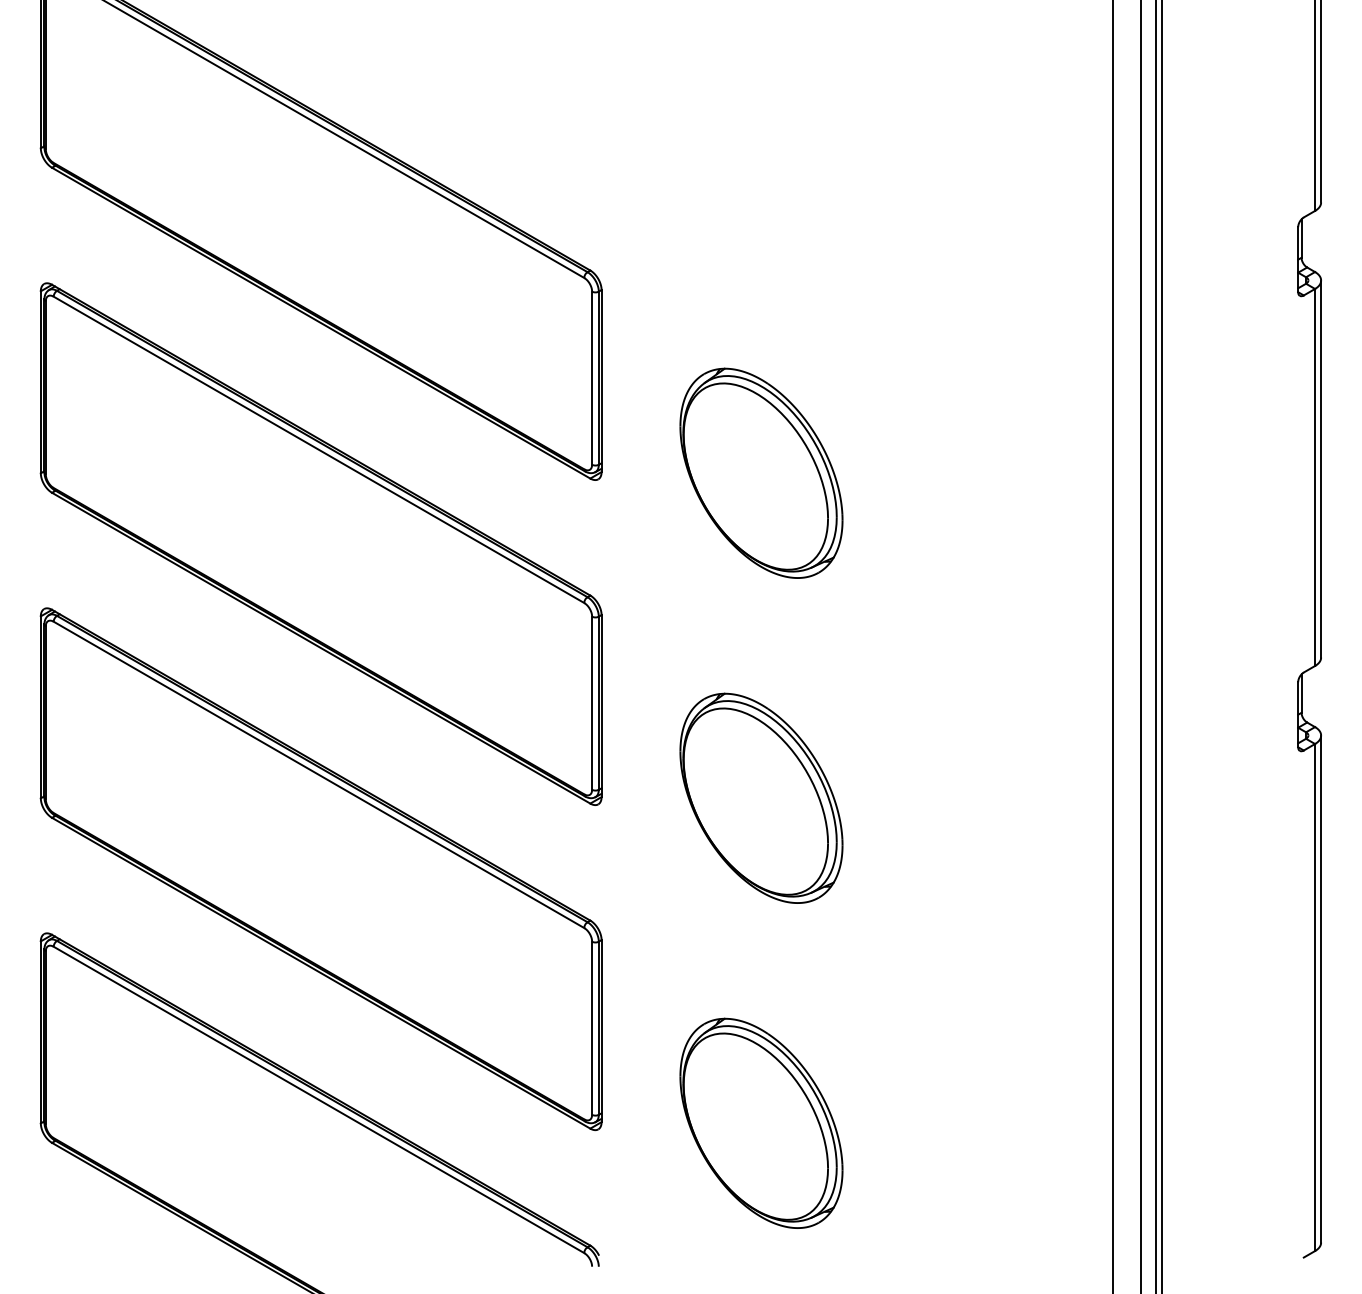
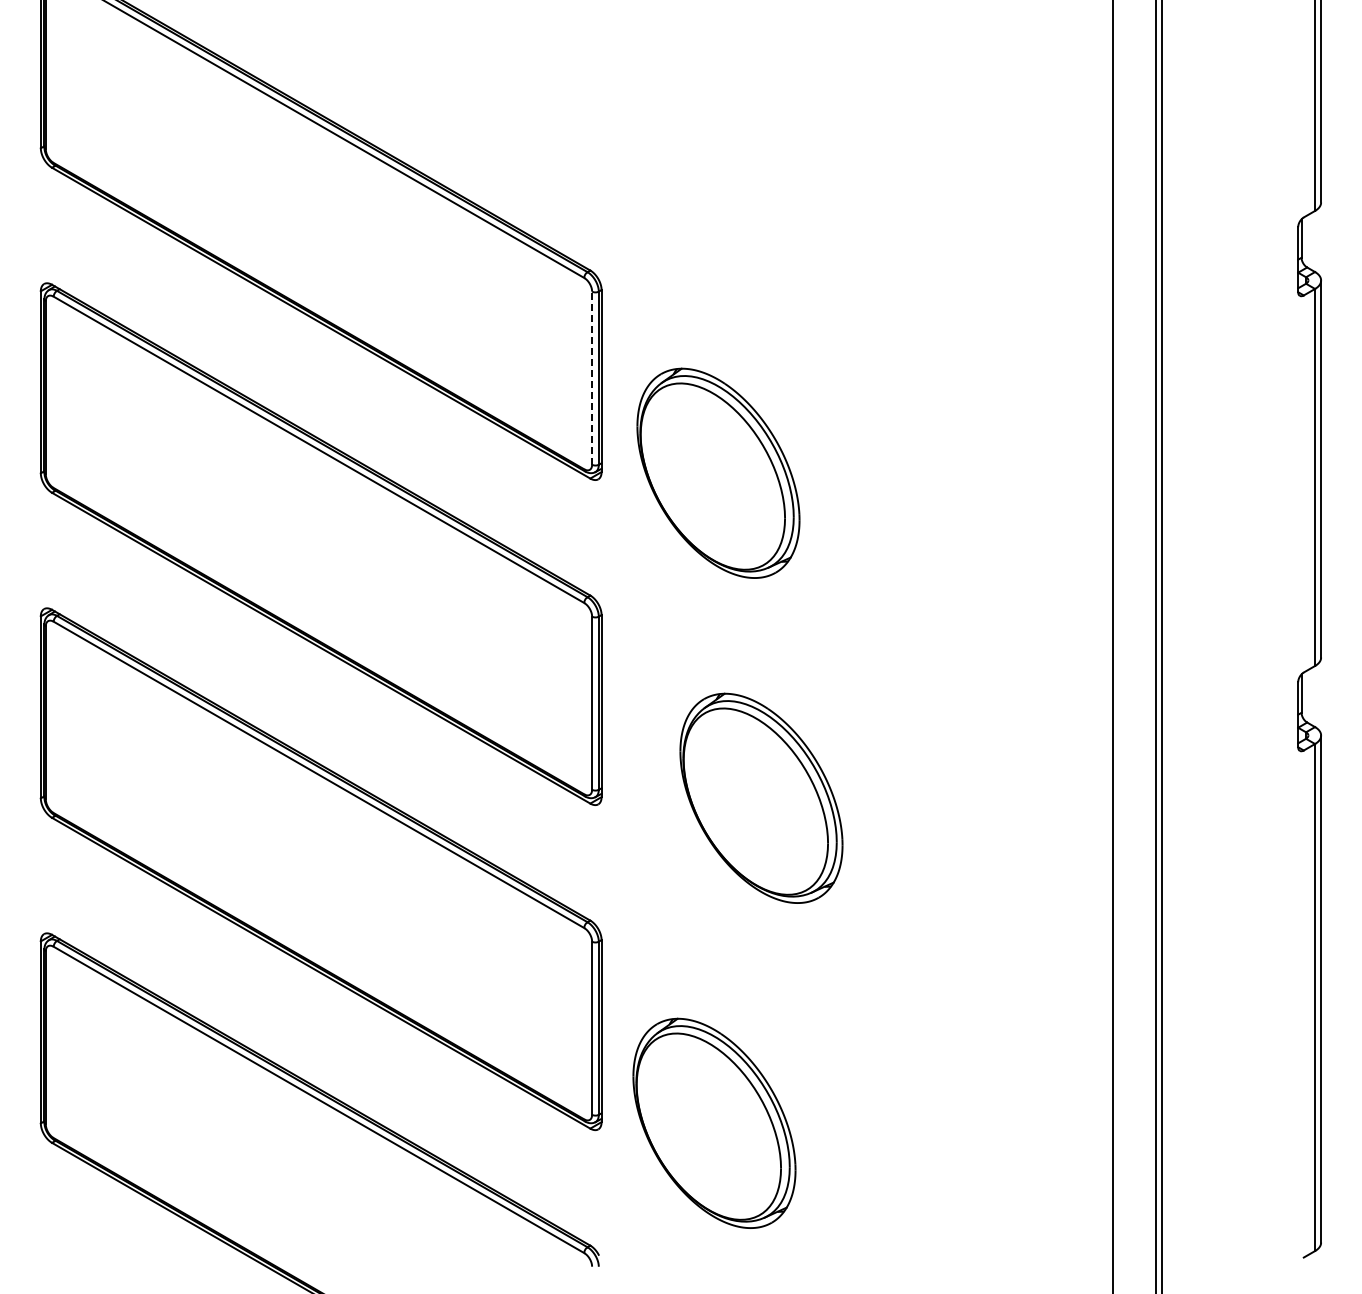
line: solid -> dashed (592, 378)
part position: (761, 472) -> (718, 472) (718, 472)
line: present -> none (1140, 646)
part position: (761, 1122) -> (714, 1122) (714, 1122)
